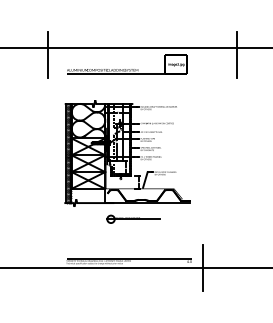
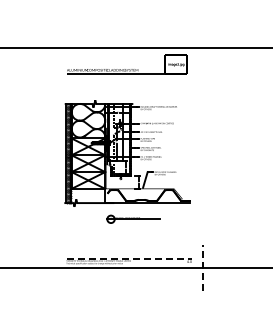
line: present -> none (48, 54)
line: present -> none (236, 54)
line: solid -> dashed (129, 259)
line: solid -> dashed (203, 267)
